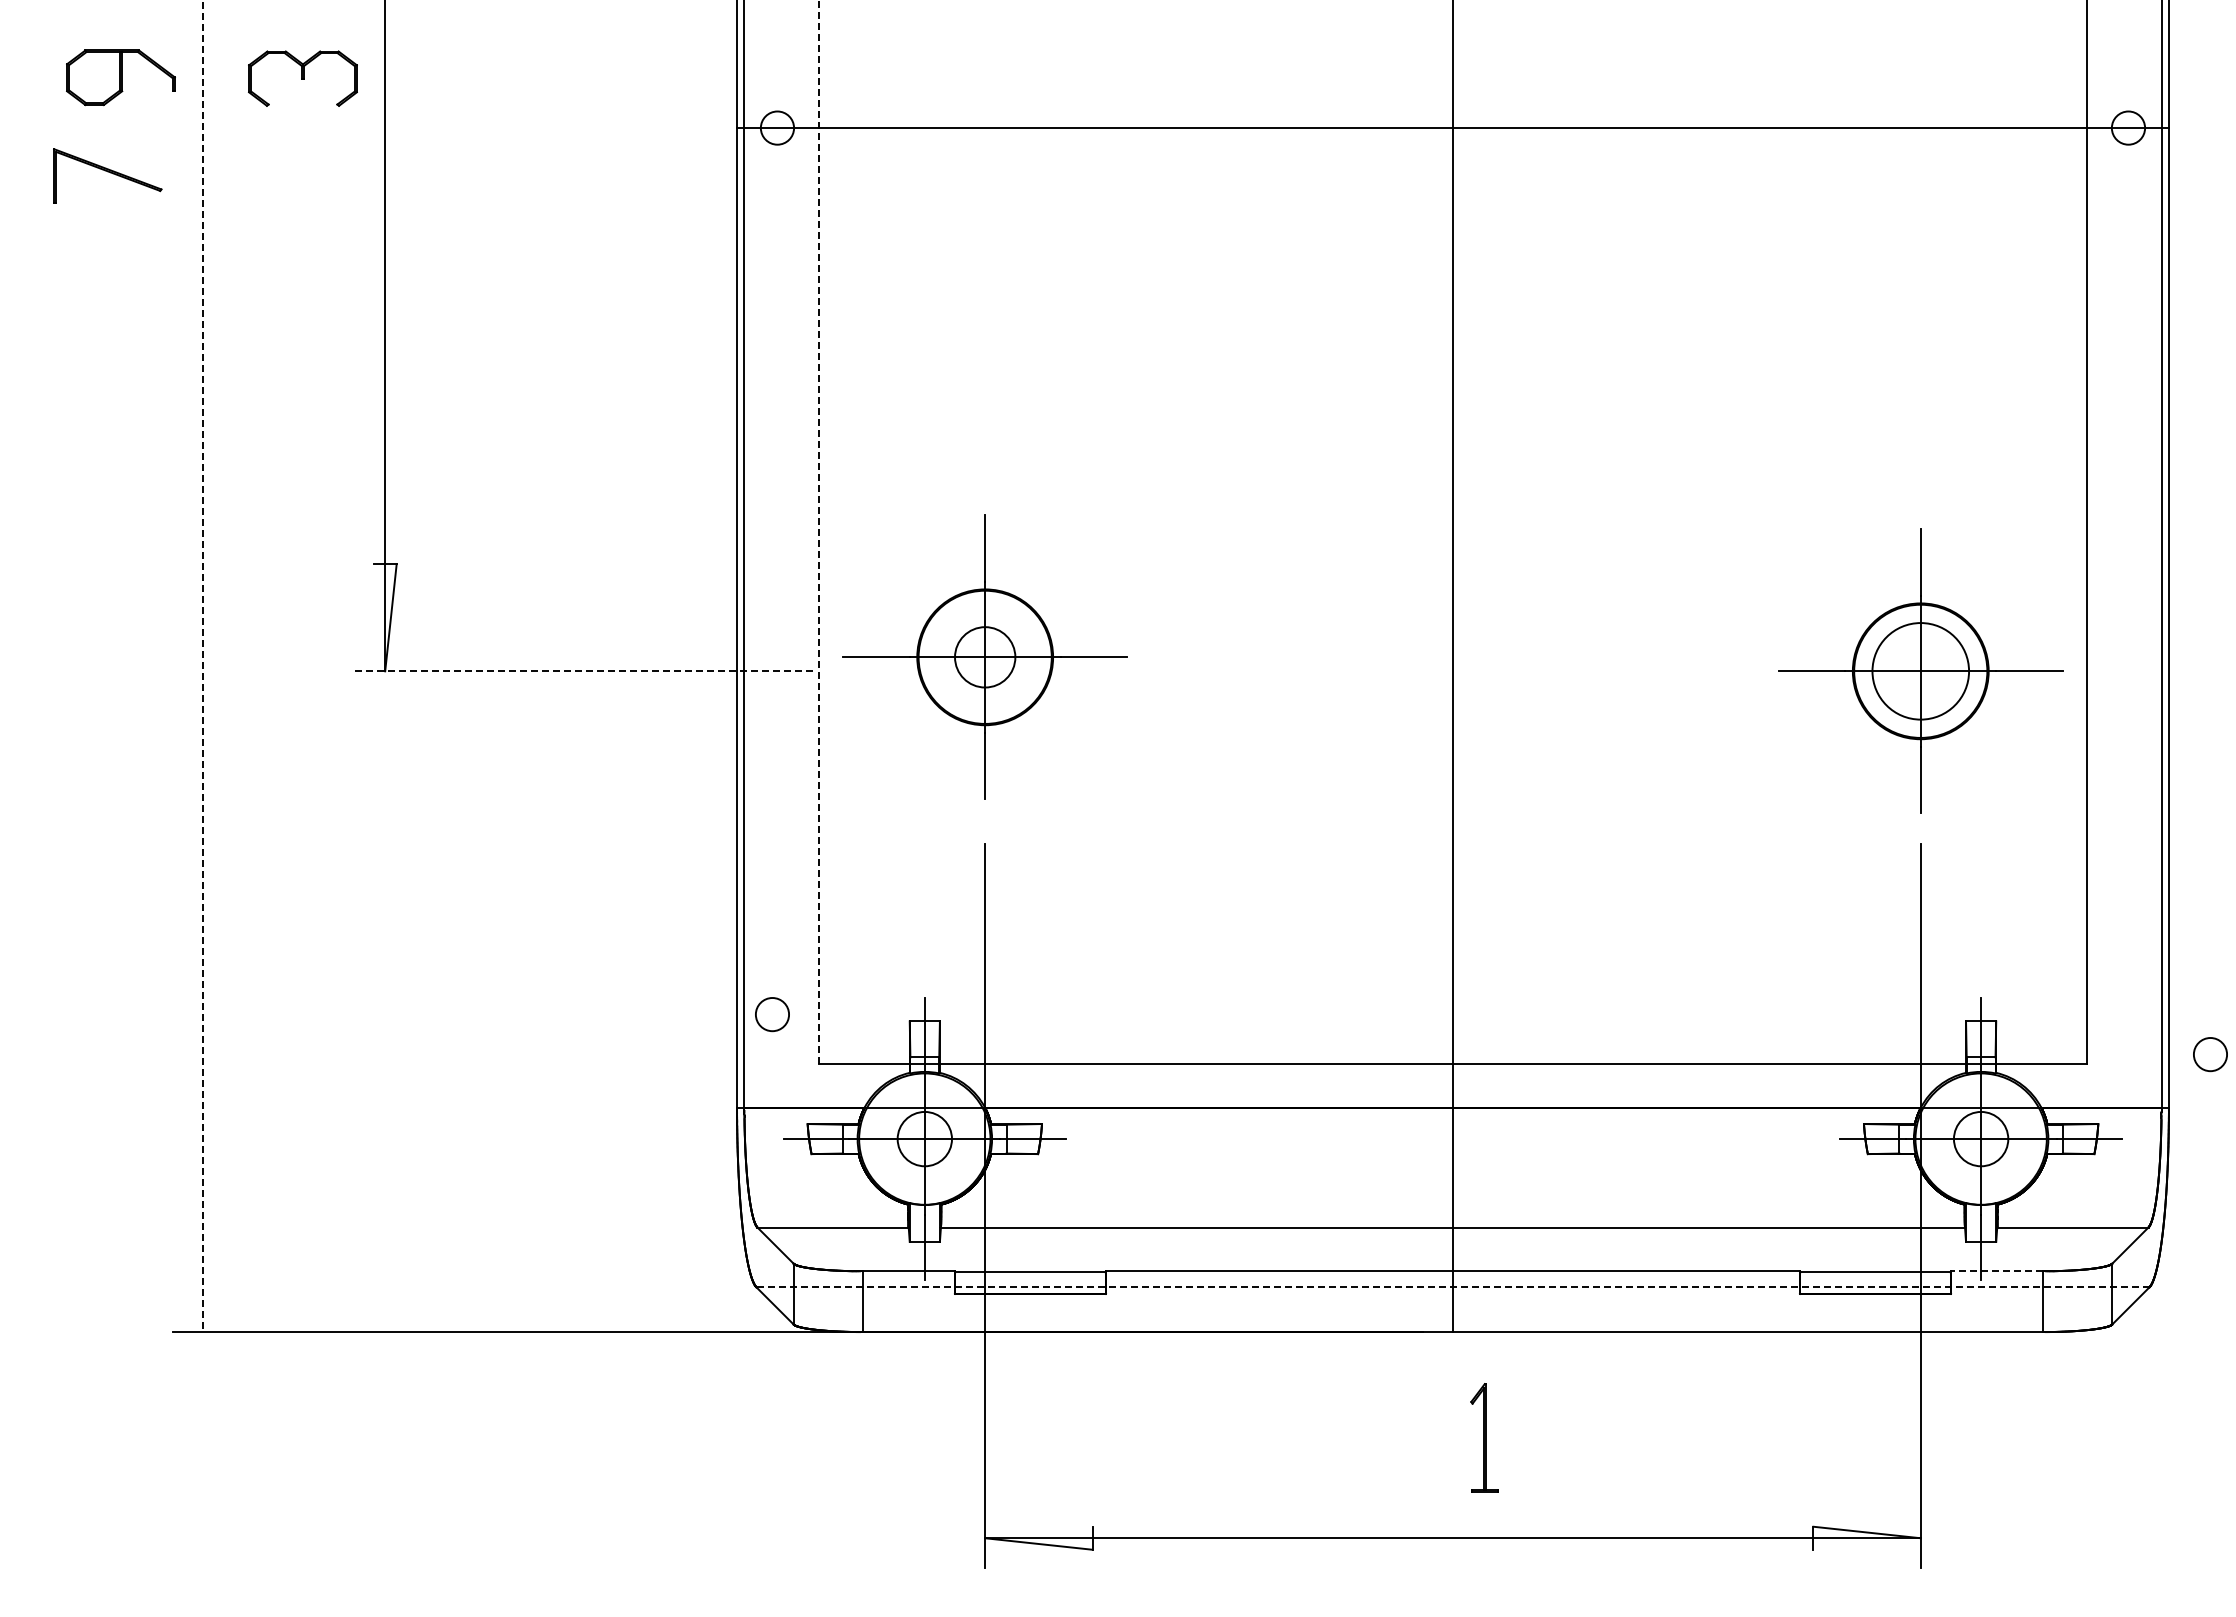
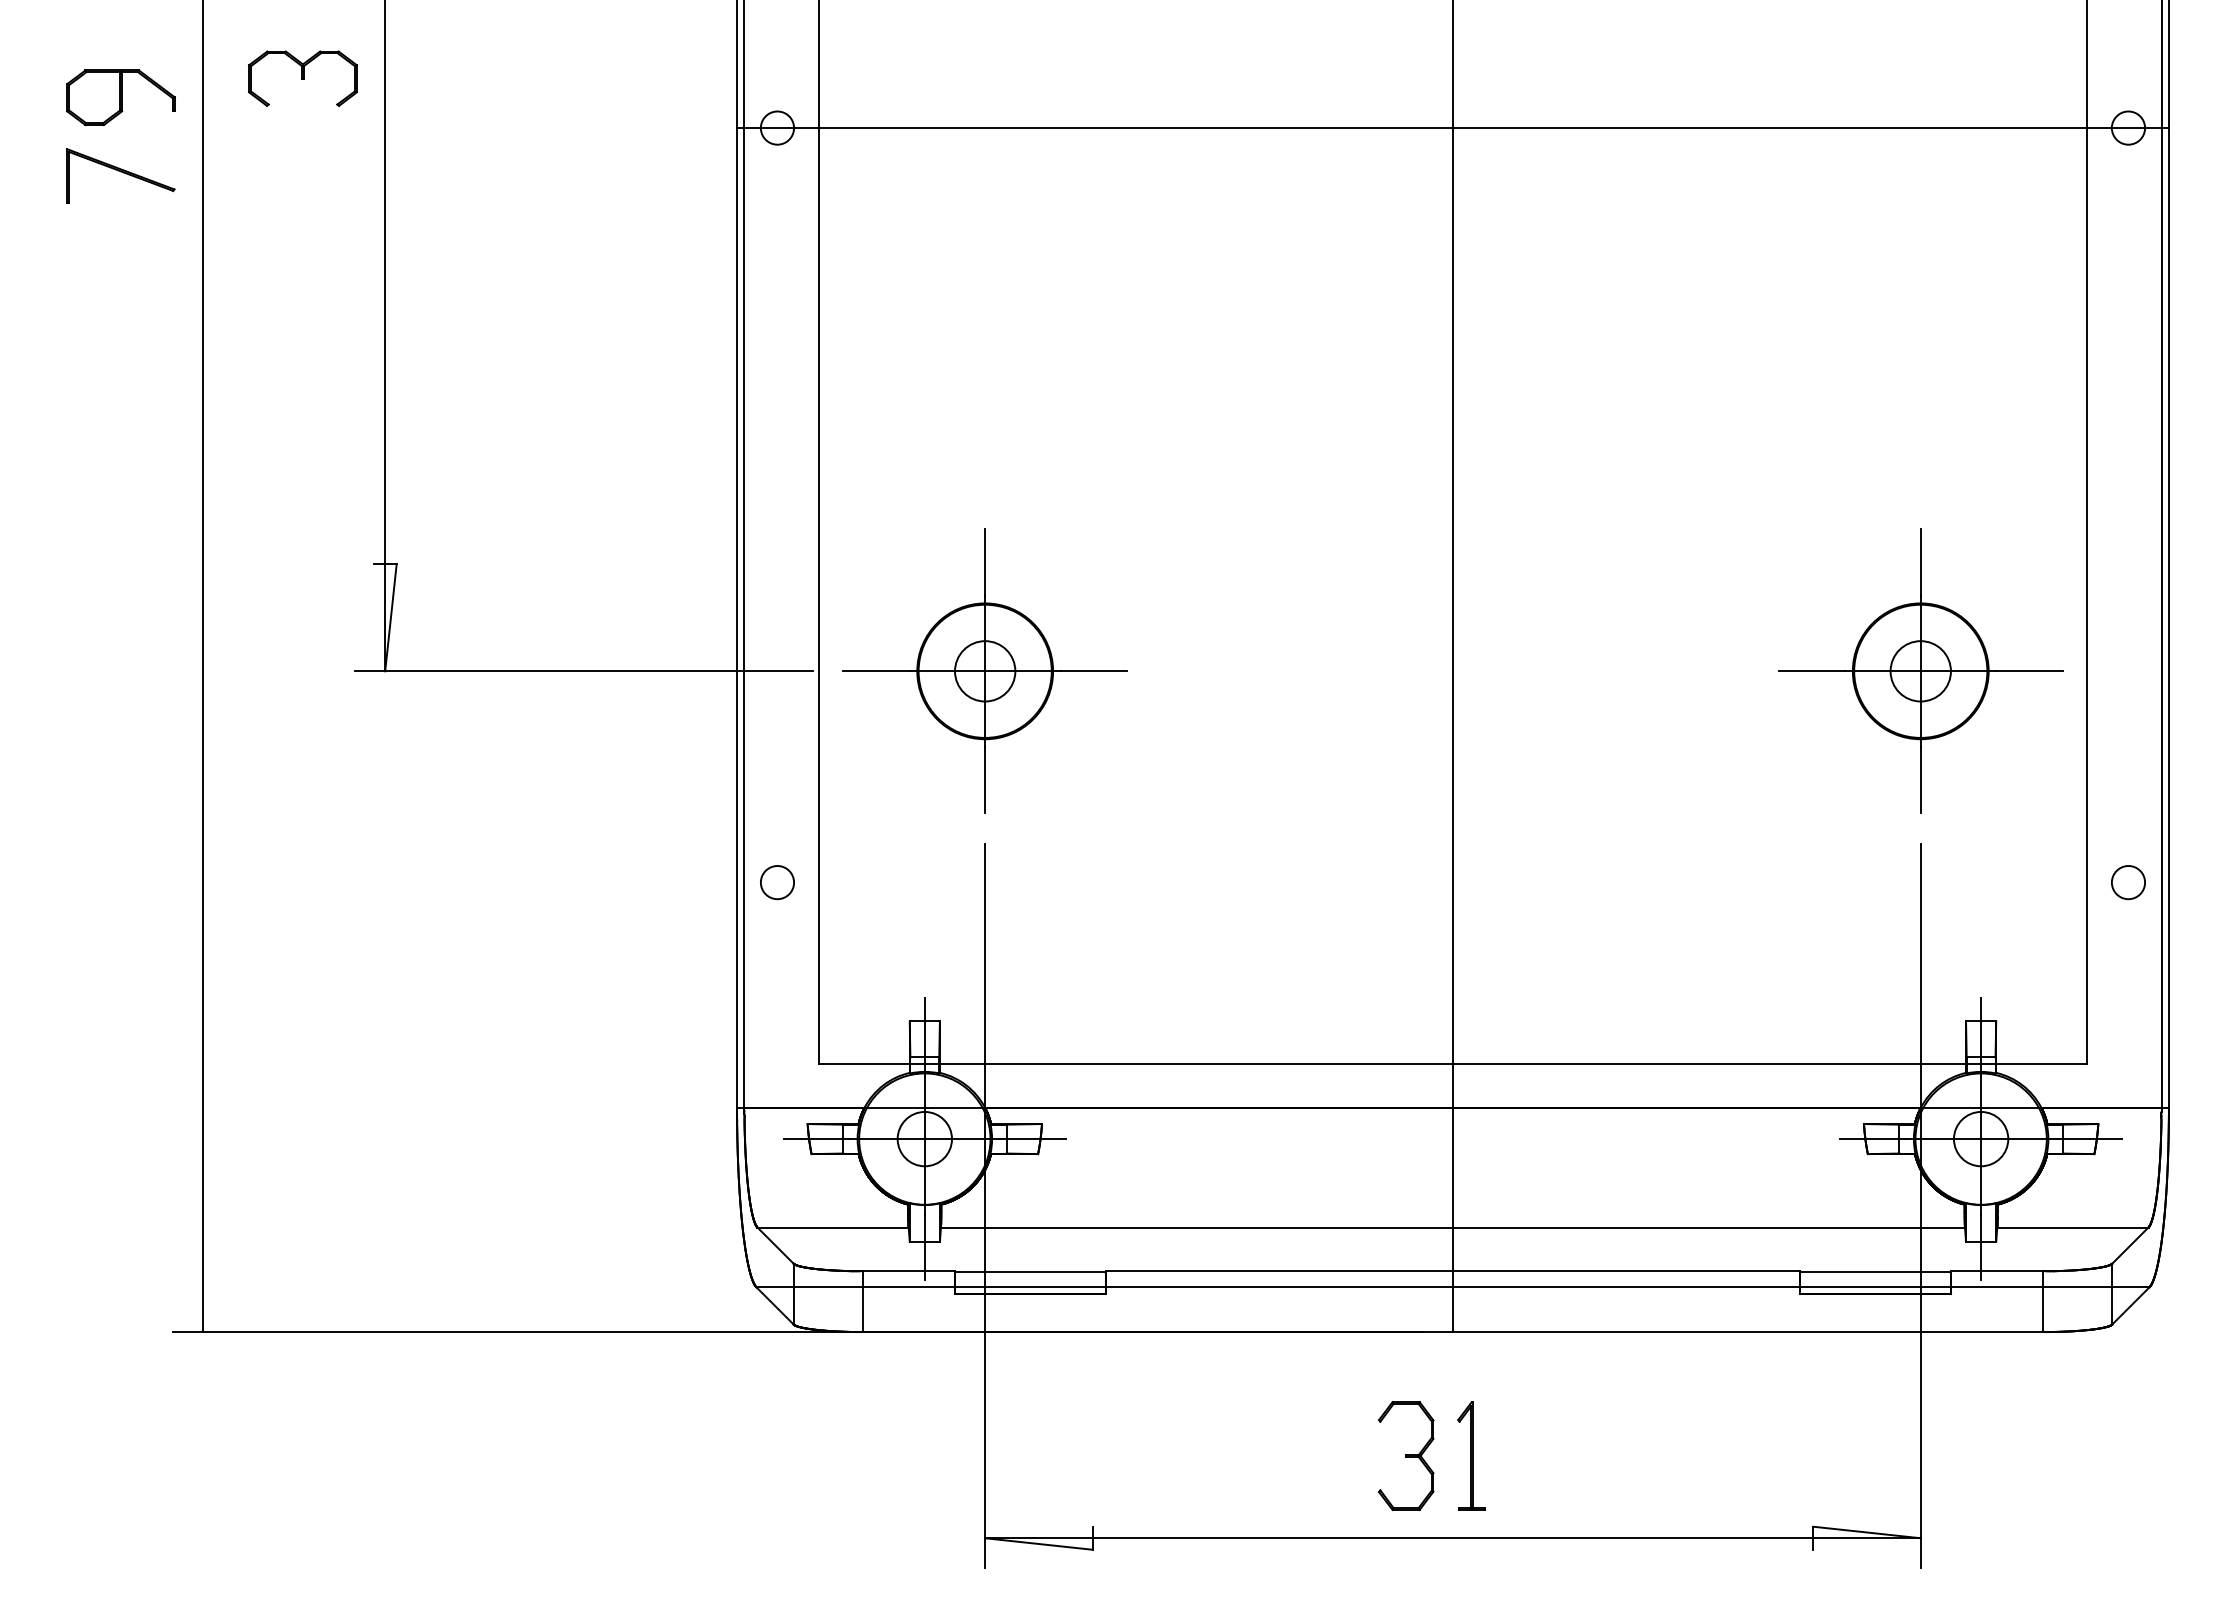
part position: (120, 77) -> (120, 97) (120, 97)
part position: (107, 175) -> (120, 175) (120, 175)
line: dashed -> solid (819, 531)
part position: (984, 656) -> (984, 670) (984, 670)
line: dashed -> solid (203, 666)
line: dashed -> solid (584, 671)
circle diameter: 97 px -> 60 px (1920, 671)
circle position: (772, 1014) -> (777, 882) (777, 882)
circle position: (2210, 1054) -> (2128, 882) (2128, 882)
line: dashed -> solid (1996, 1271)
line: dashed -> solid (1453, 1287)
part position: (1484, 1437) -> (1471, 1455) (1471, 1455)
part: none -> present (1406, 1455)
